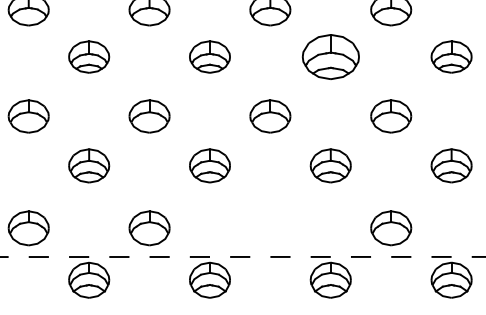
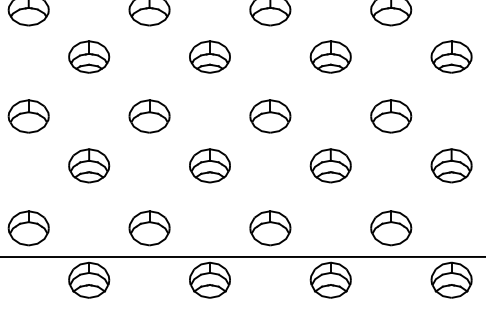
part size: 59x46 px -> 43x34 px (330, 56)
part: none -> present (270, 228)
line: dashed -> solid (242, 256)
